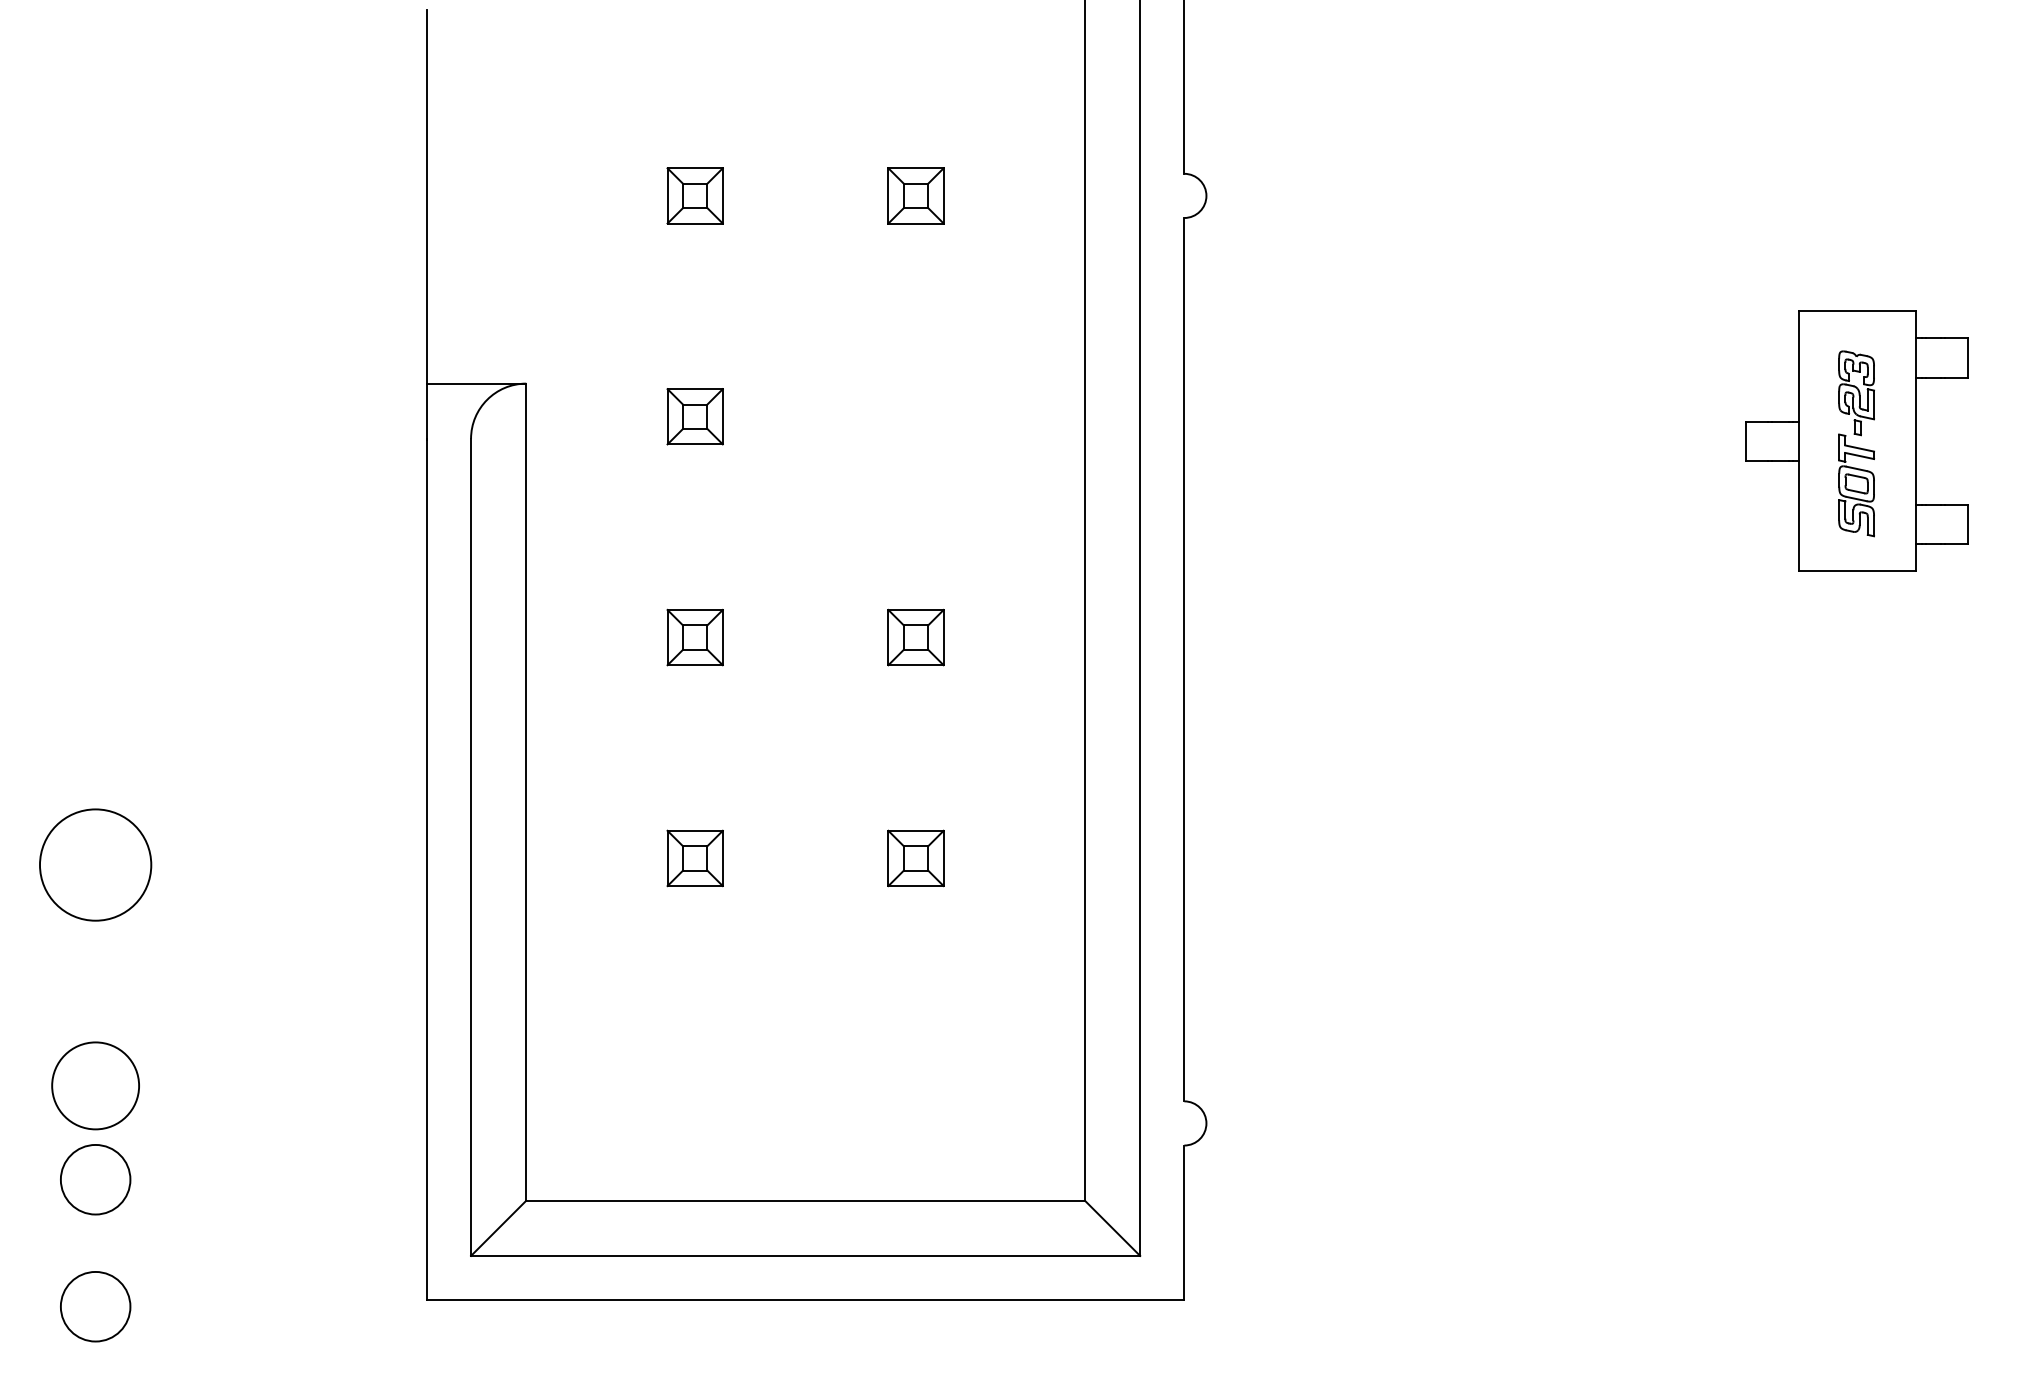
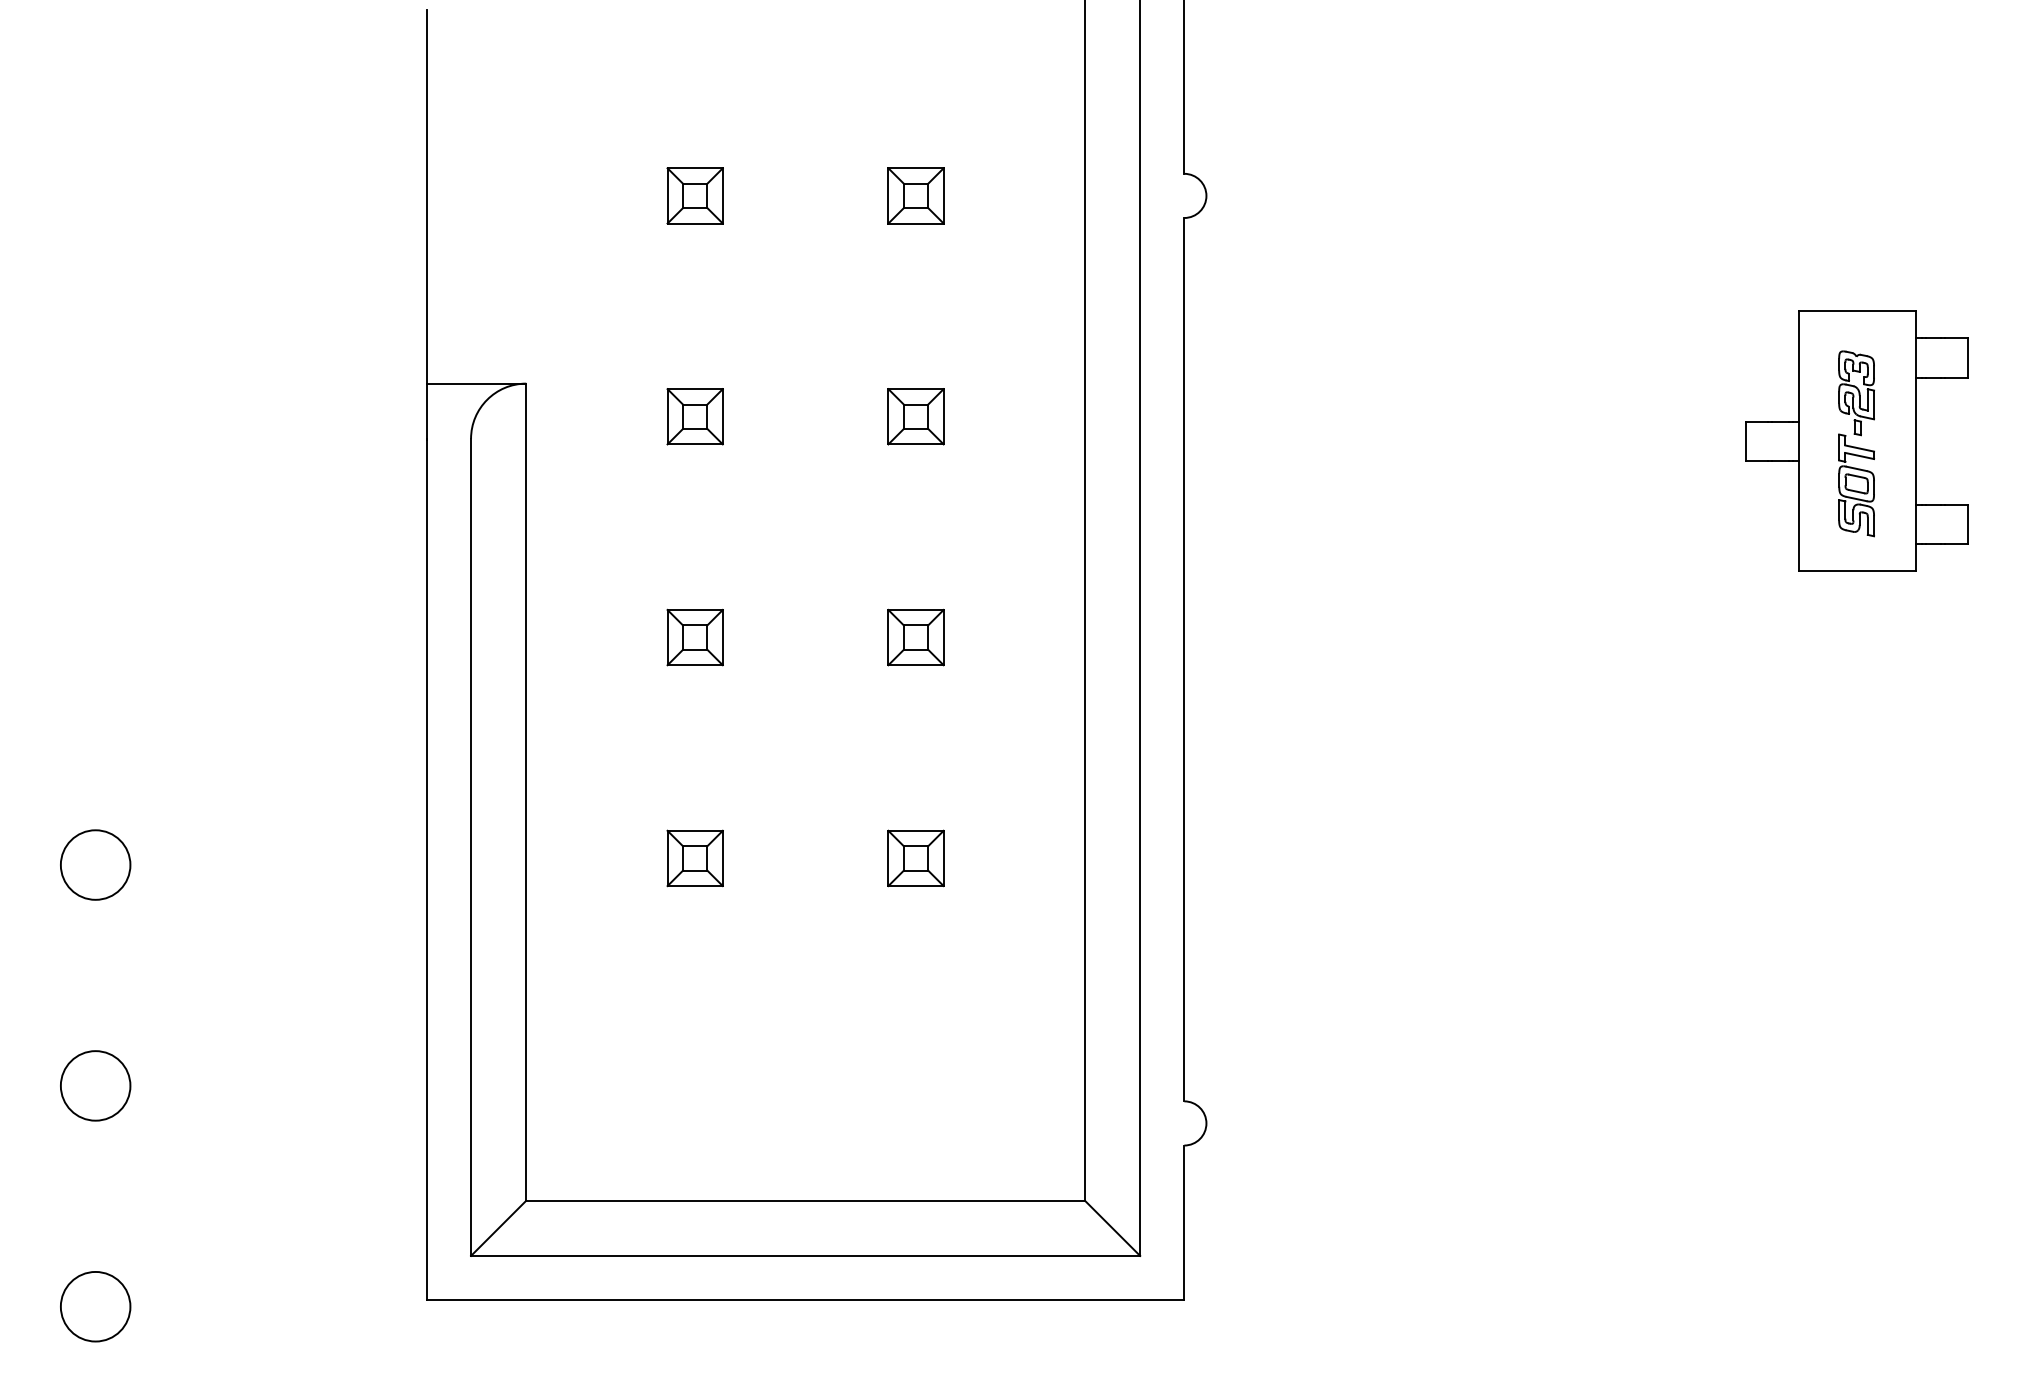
part: none -> present (915, 416)
circle diameter: 111 px -> 70 px (95, 864)
circle diameter: 87 px -> 70 px (95, 1085)
circle: present -> none (95, 1179)
